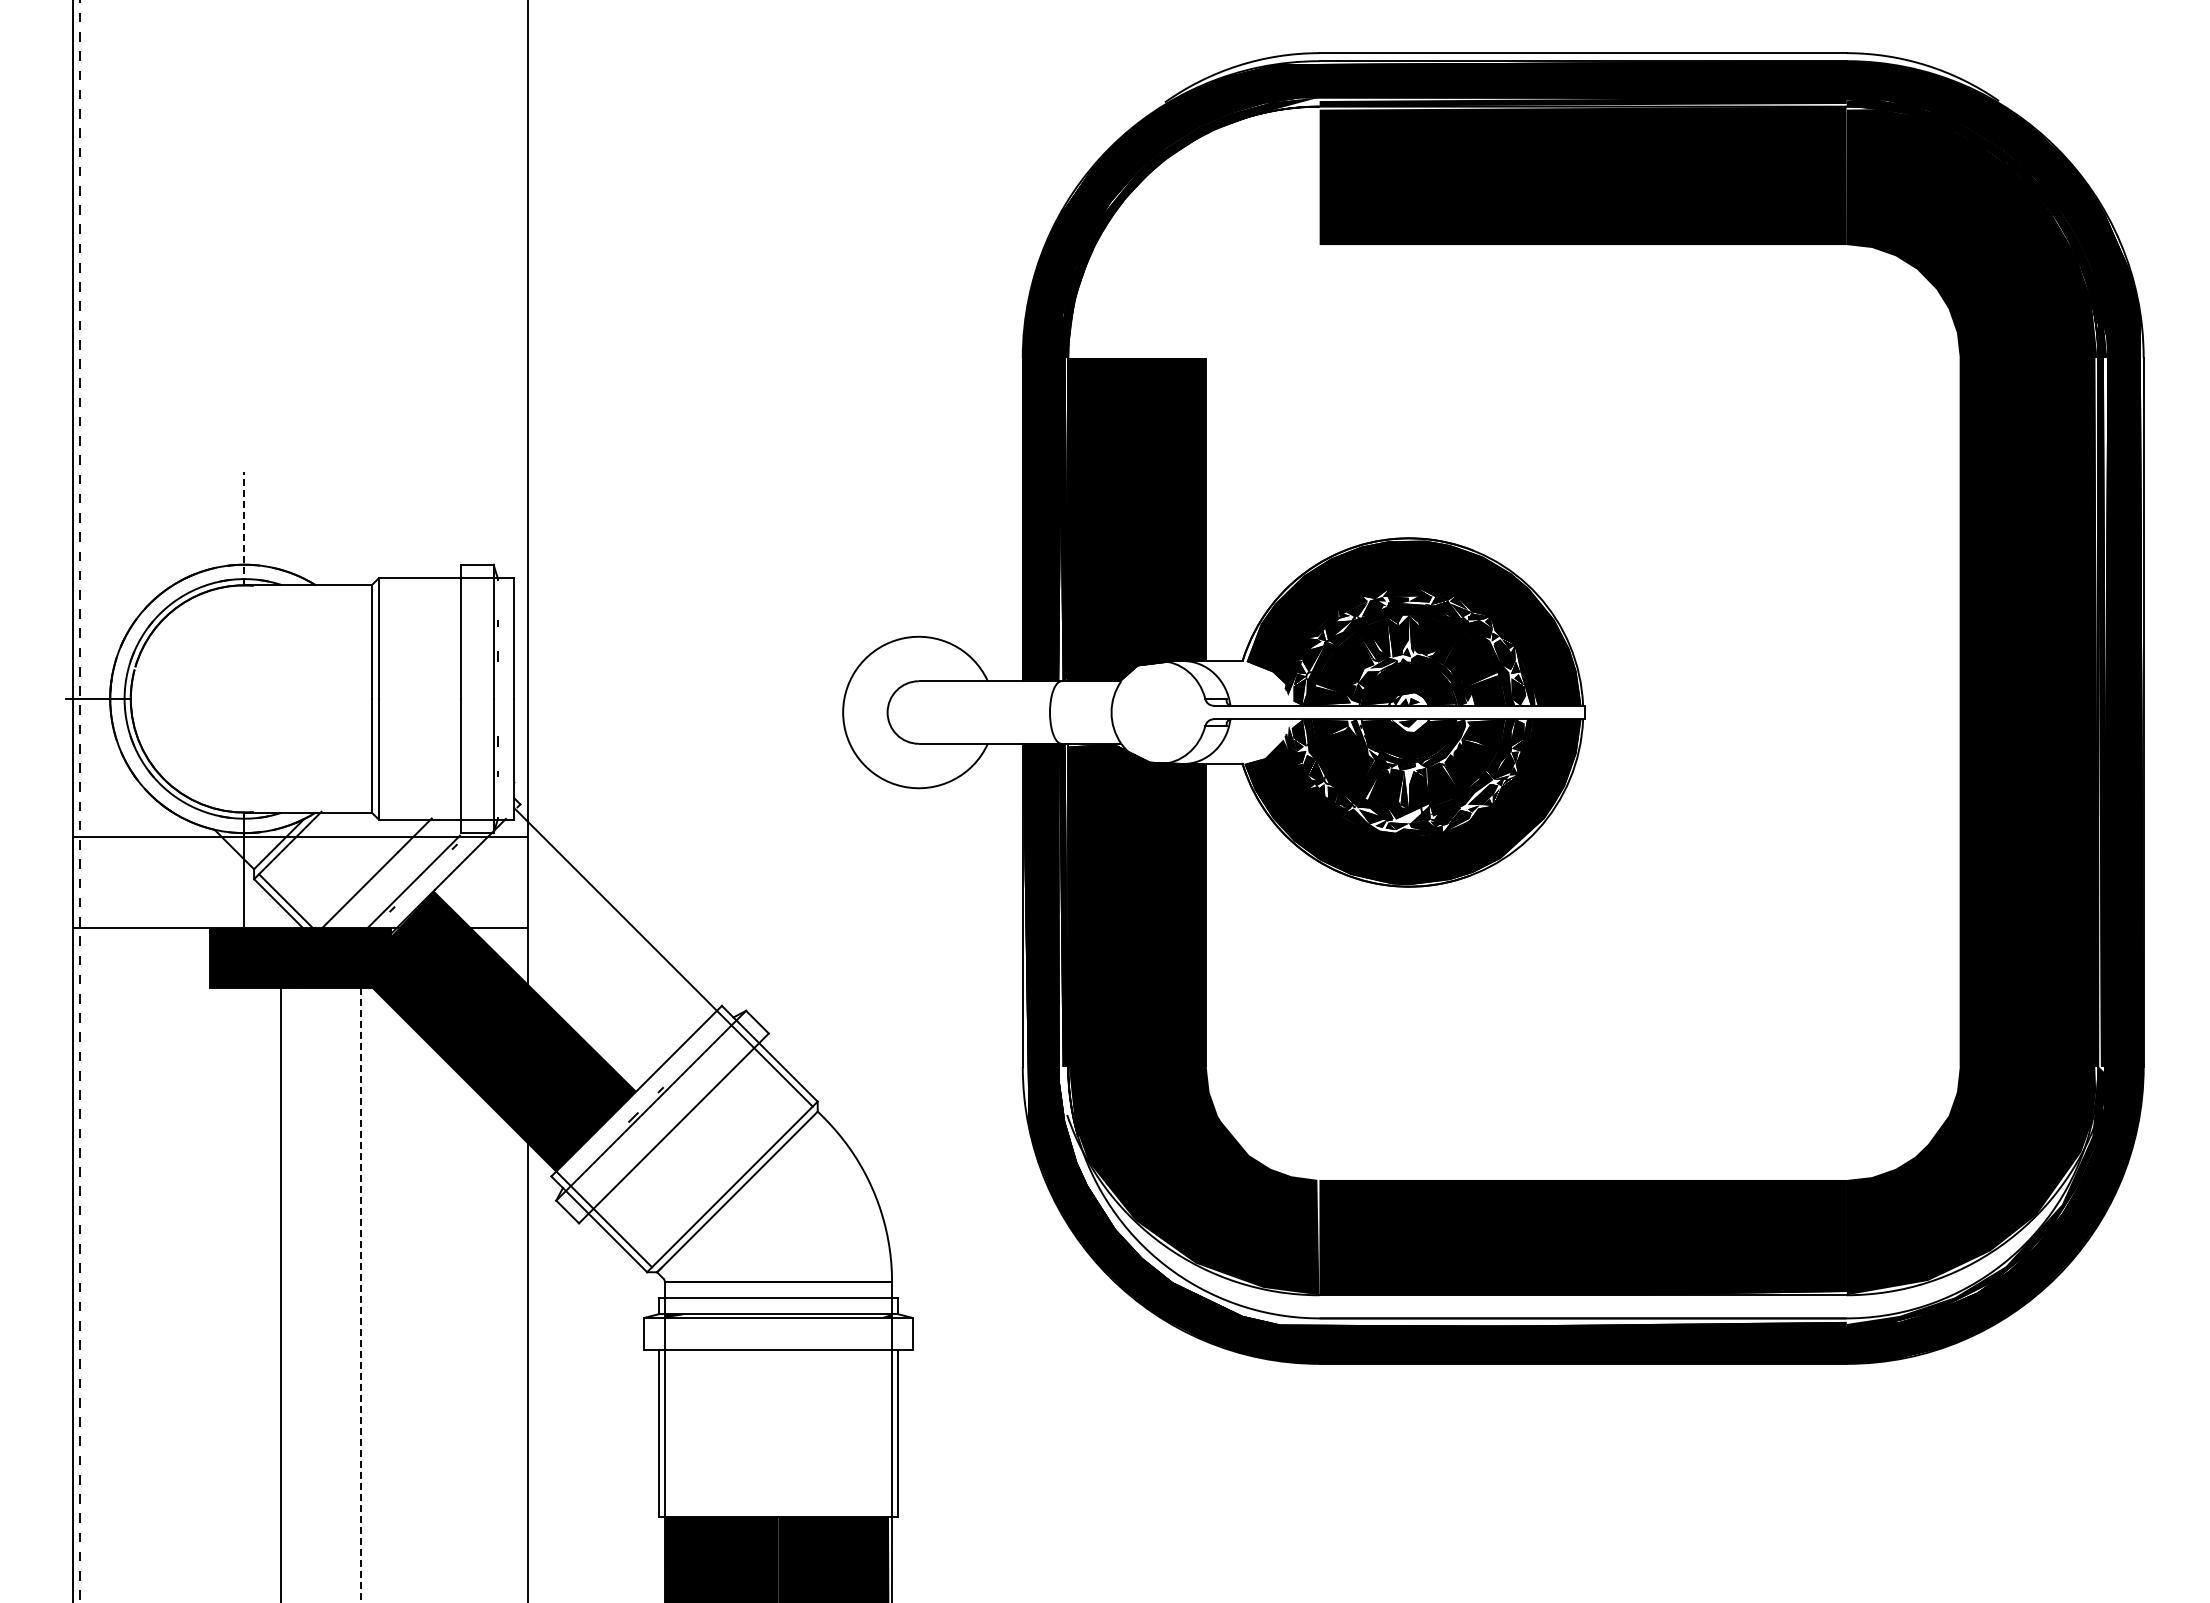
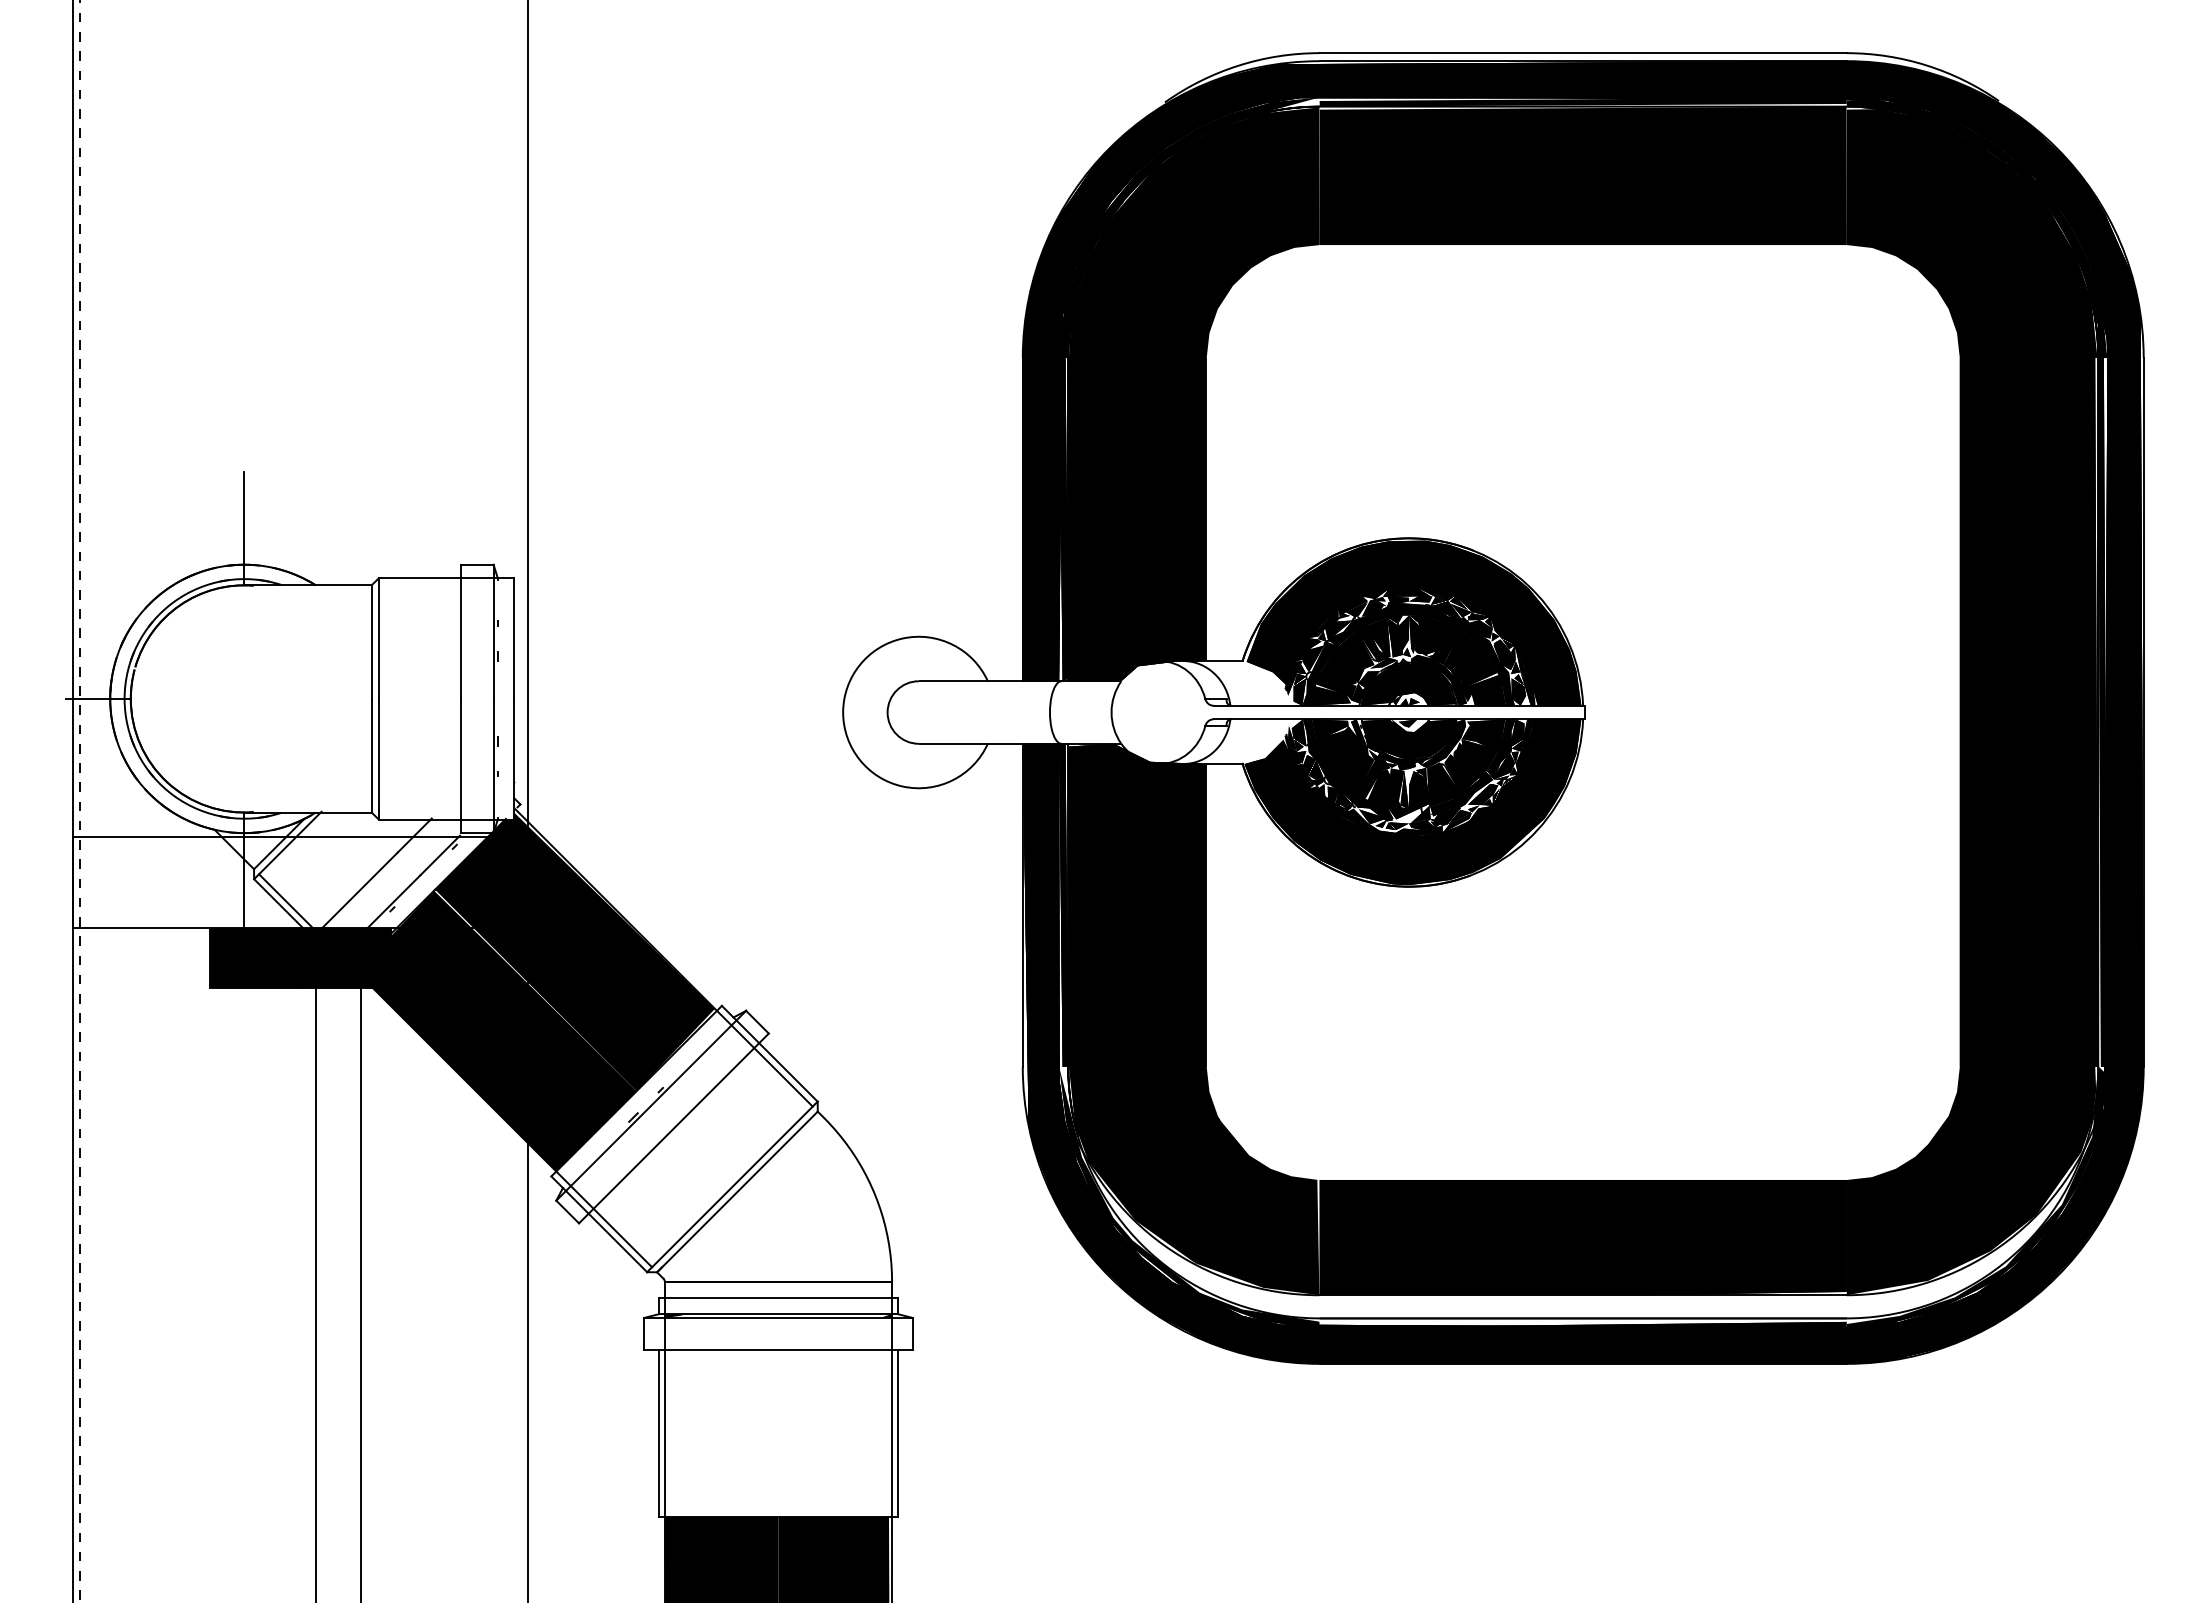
fill: none -> present (1193, 232)
line: dashed -> solid (244, 528)
fill: none -> present (574, 951)
fill: none -> present (1189, 1196)
line position: (280, 1293) -> (315, 1293) (315, 1293)
line: dashed -> solid (361, 1295)
